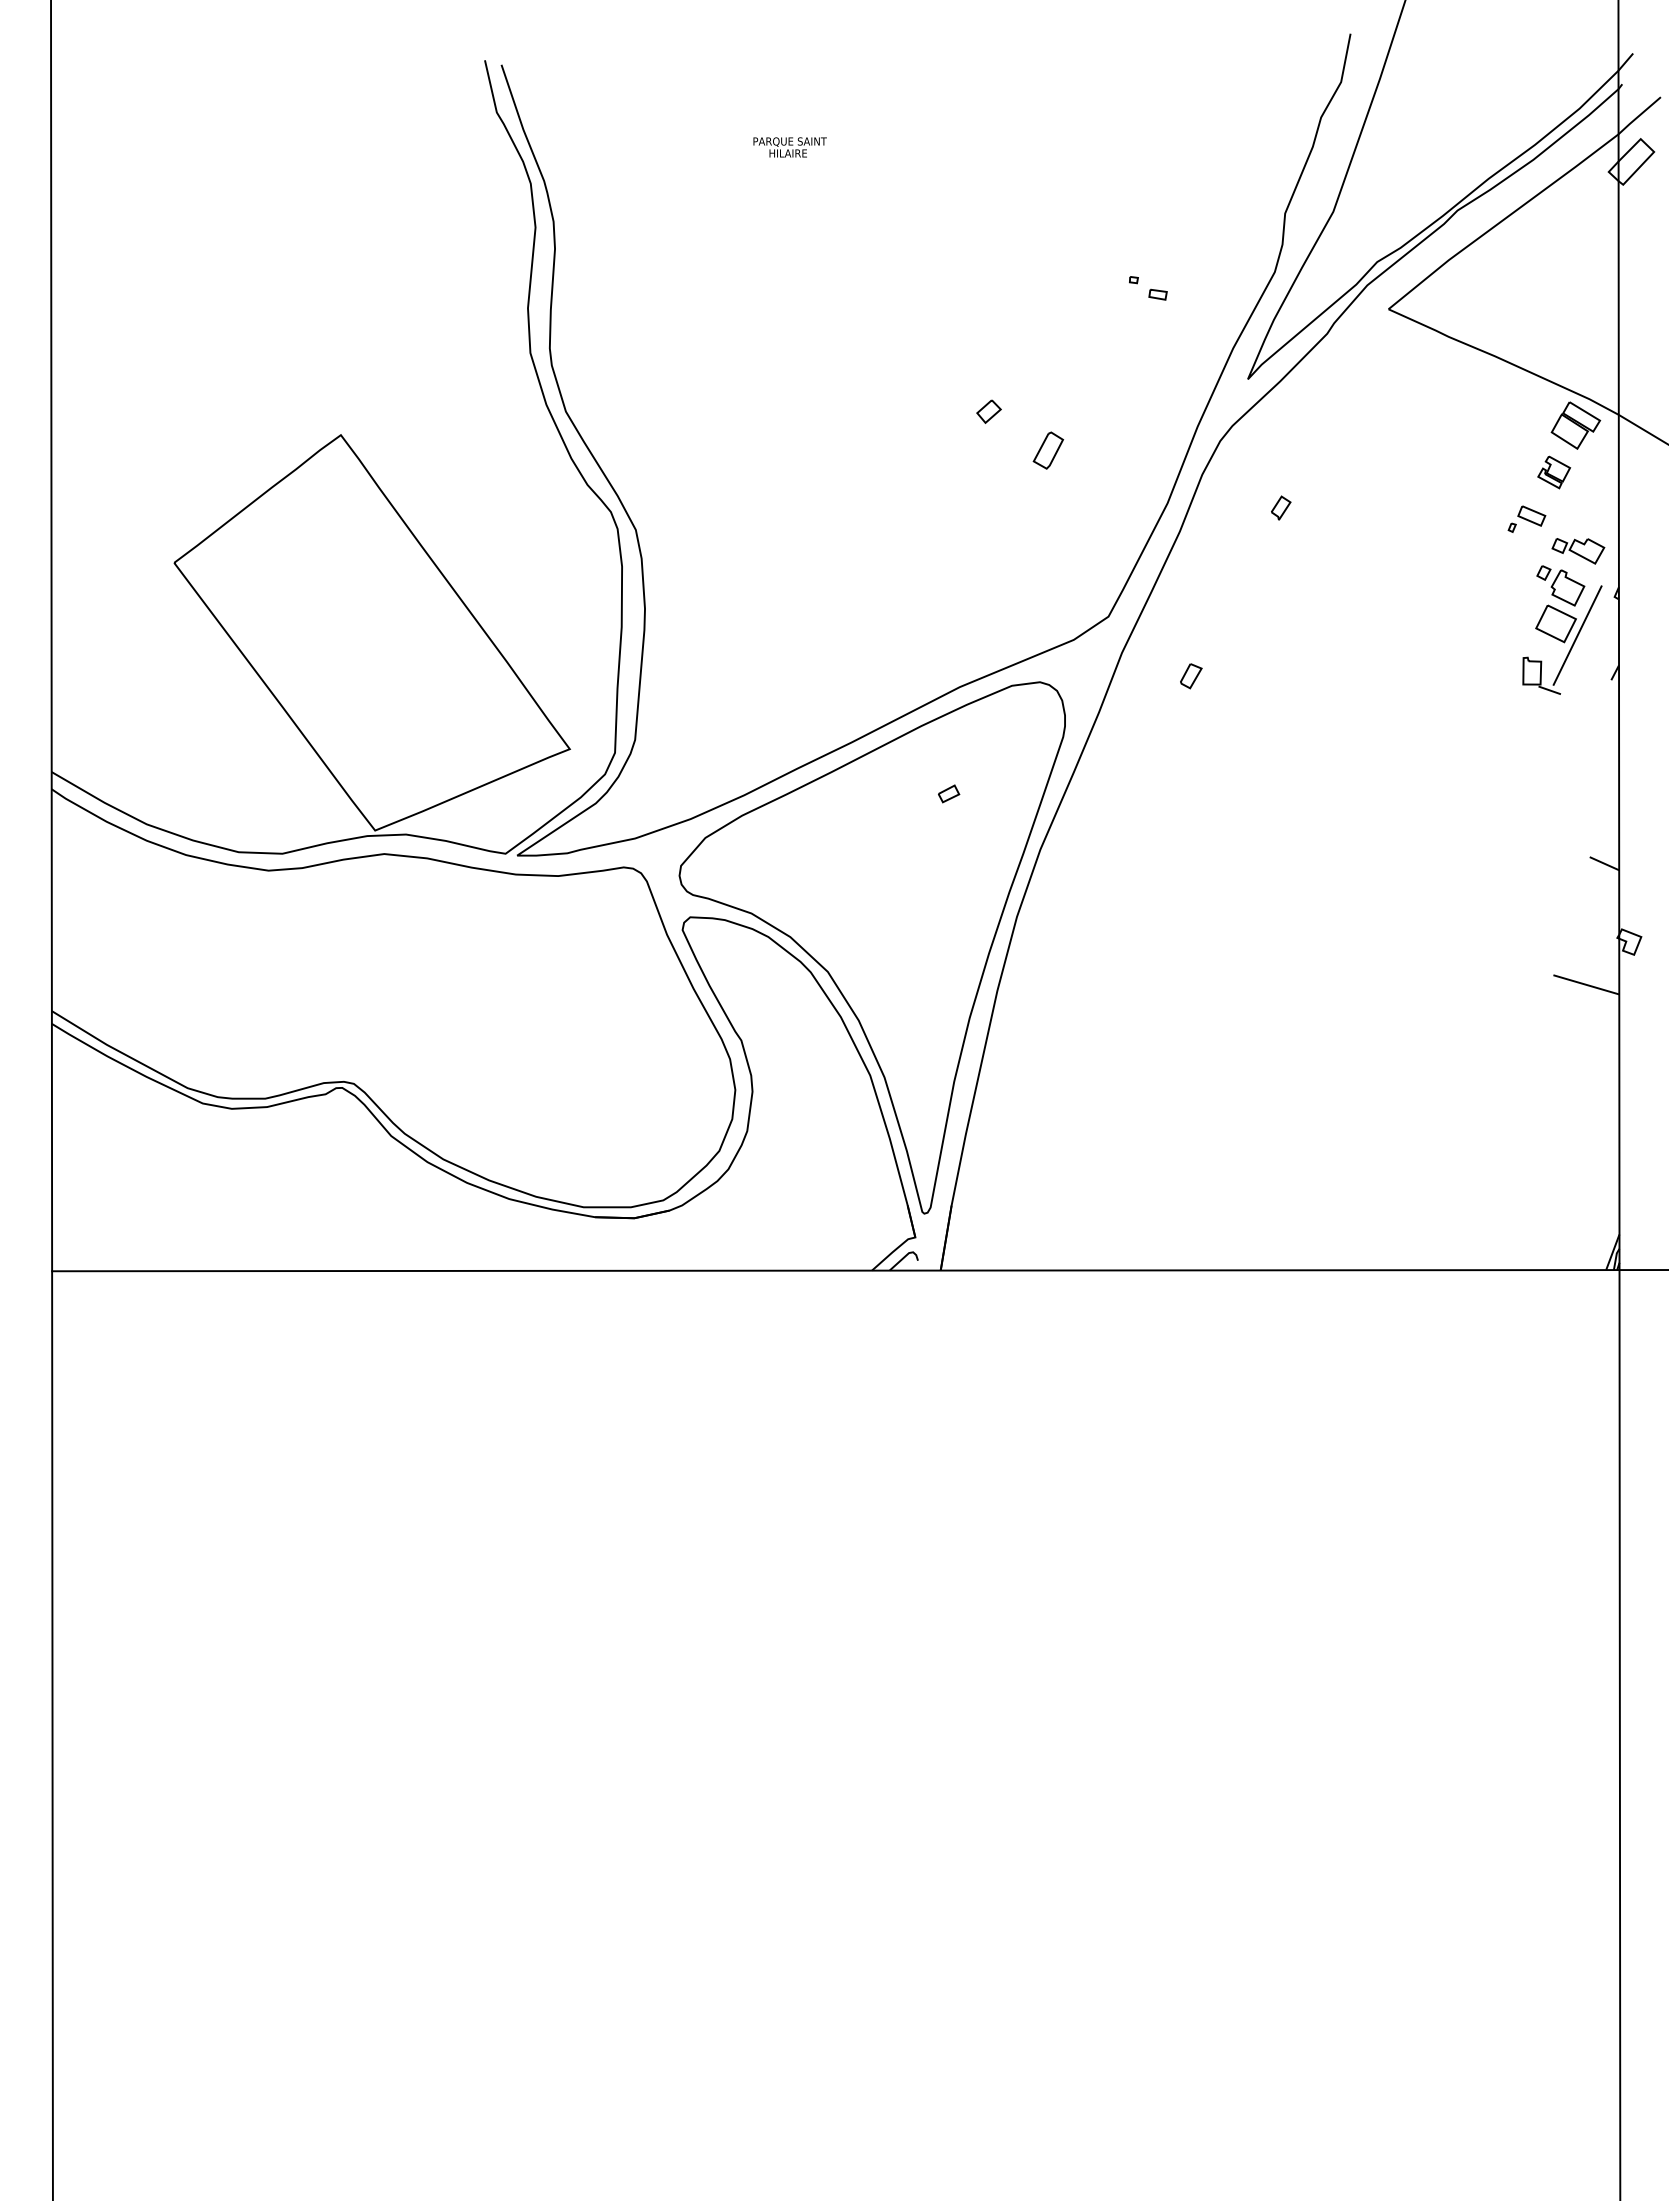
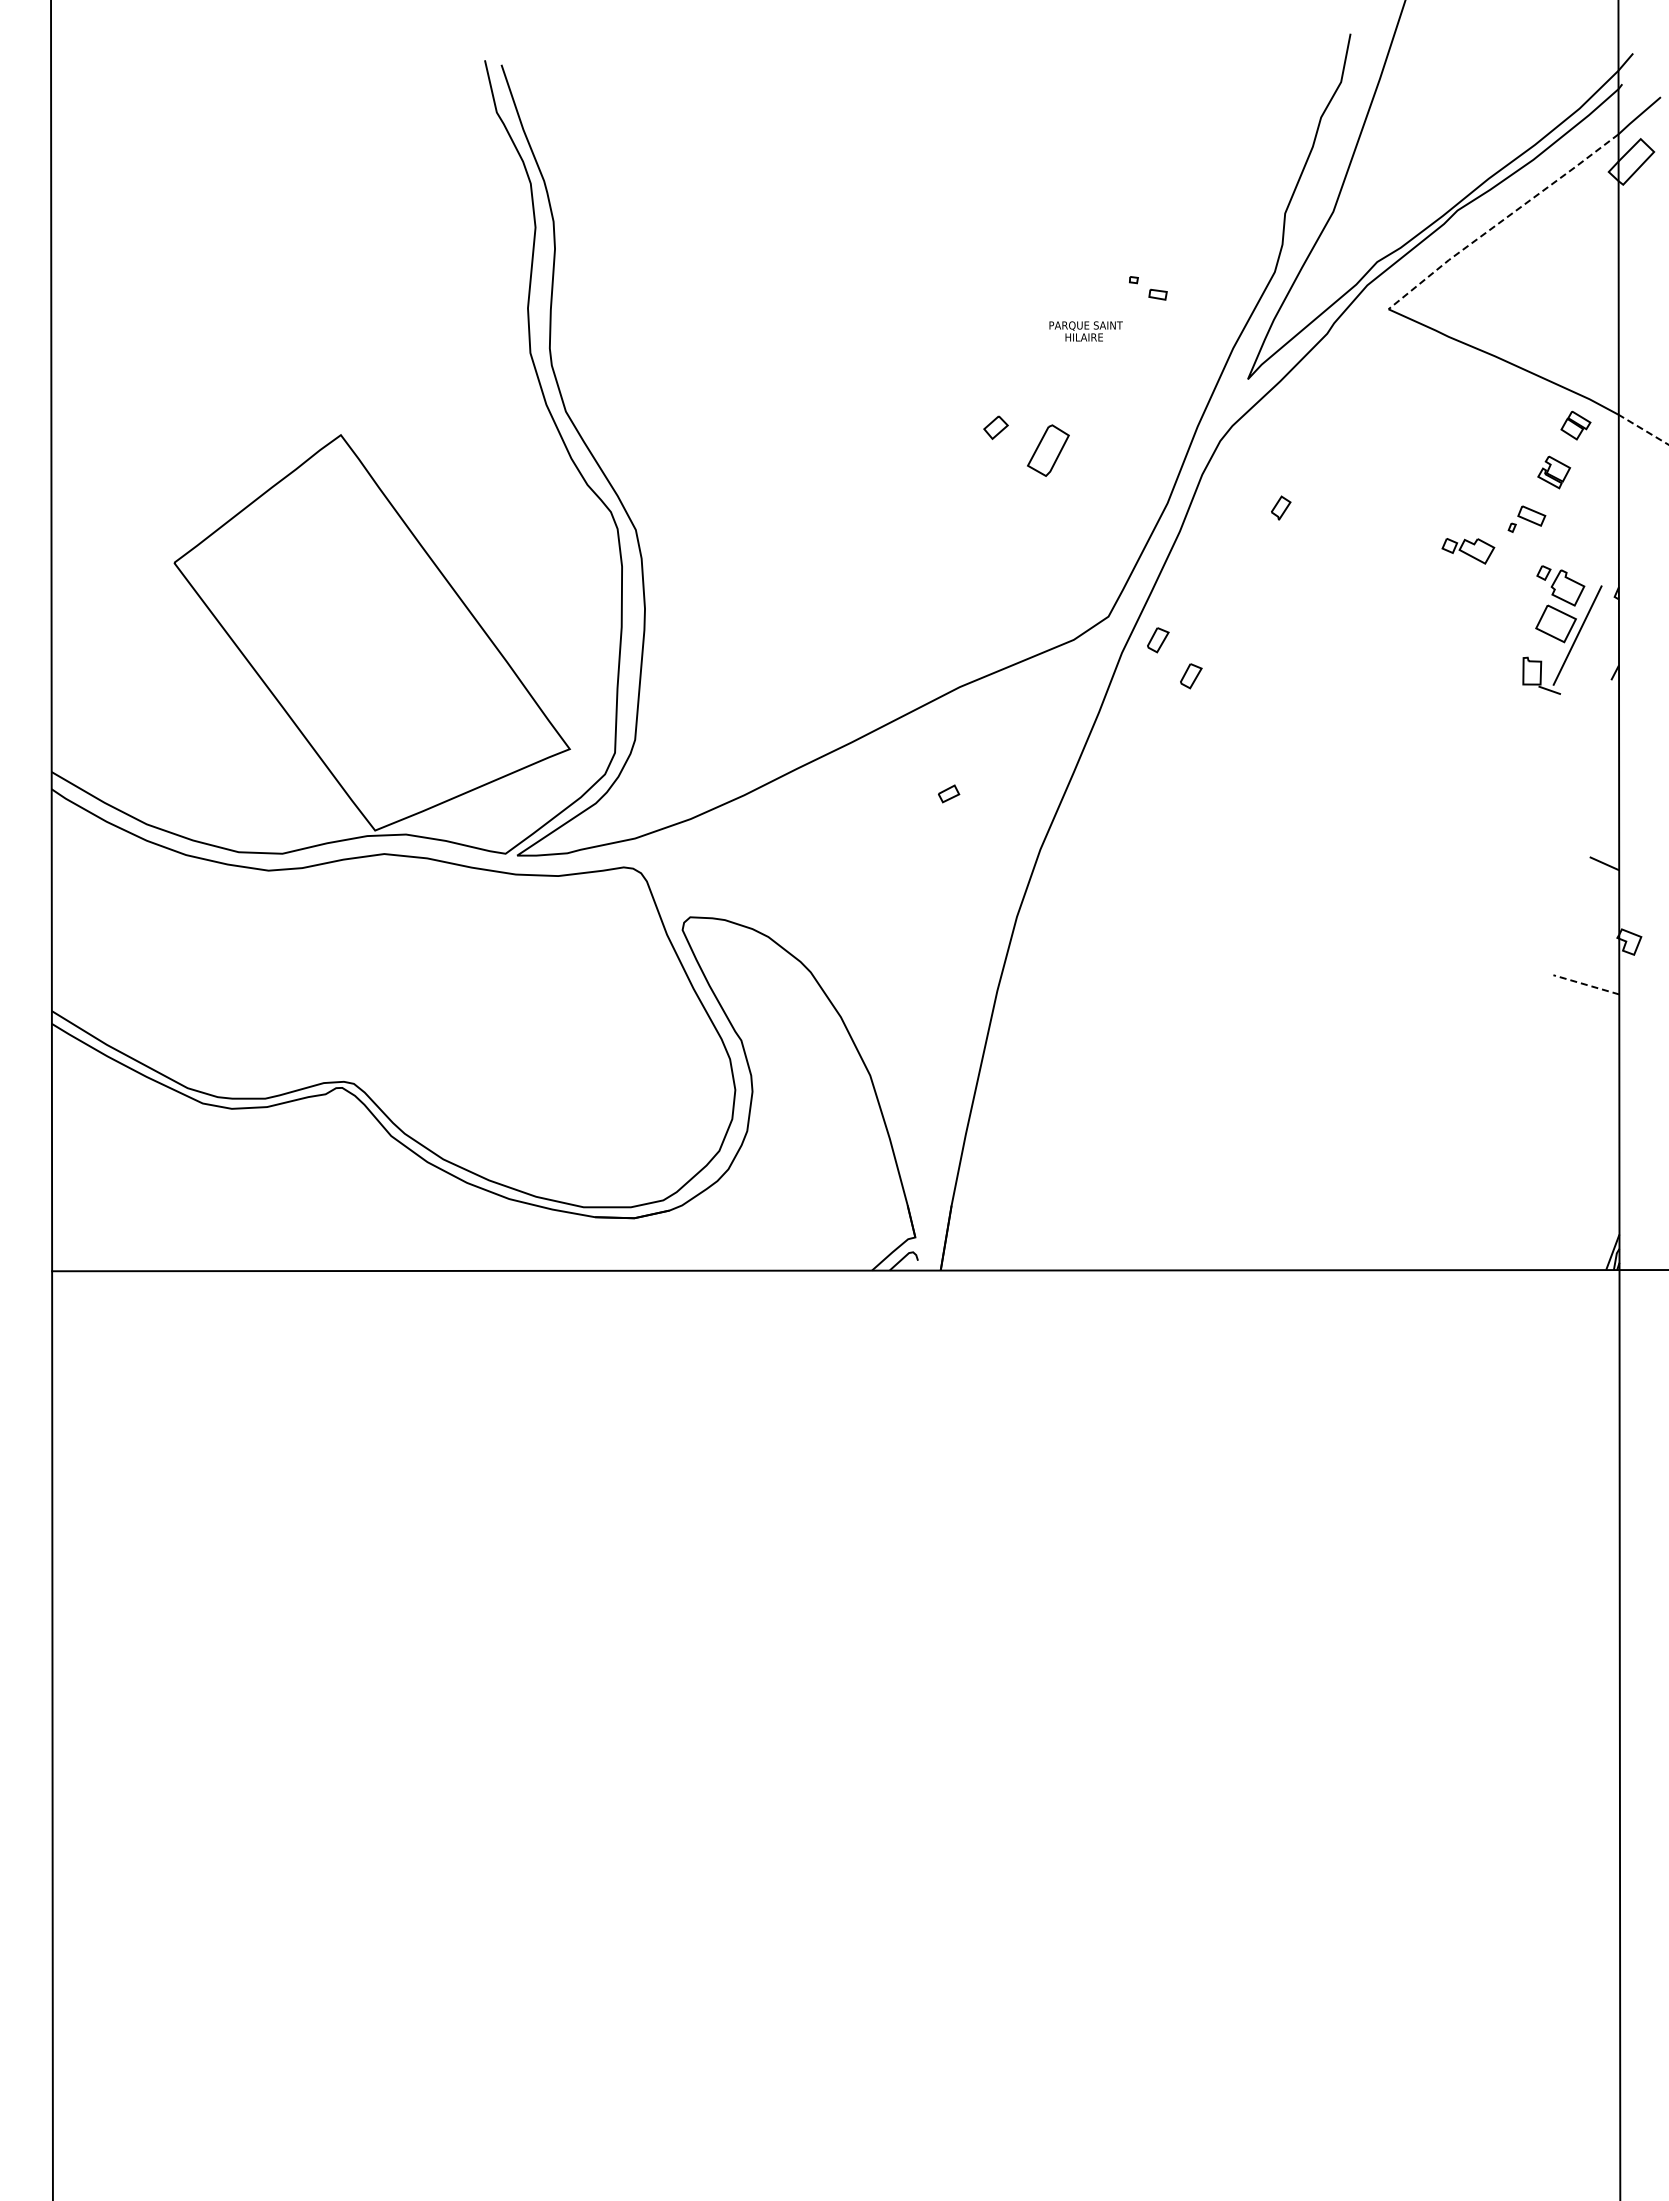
text position: (789, 147) -> (1085, 331) (1085, 331)
line: solid -> dashed (1502, 220)
part position: (988, 411) -> (995, 427) (995, 427)
part size: 52x49 px -> 32x31 px (1575, 425)
line: solid -> dashed (1643, 429)
part size: 33x39 px -> 43x53 px (1048, 450)
part position: (1578, 551) -> (1468, 551) (1468, 551)
part: none -> present (1158, 640)
part: present -> none (871, 947)
line: solid -> dashed (1585, 984)
